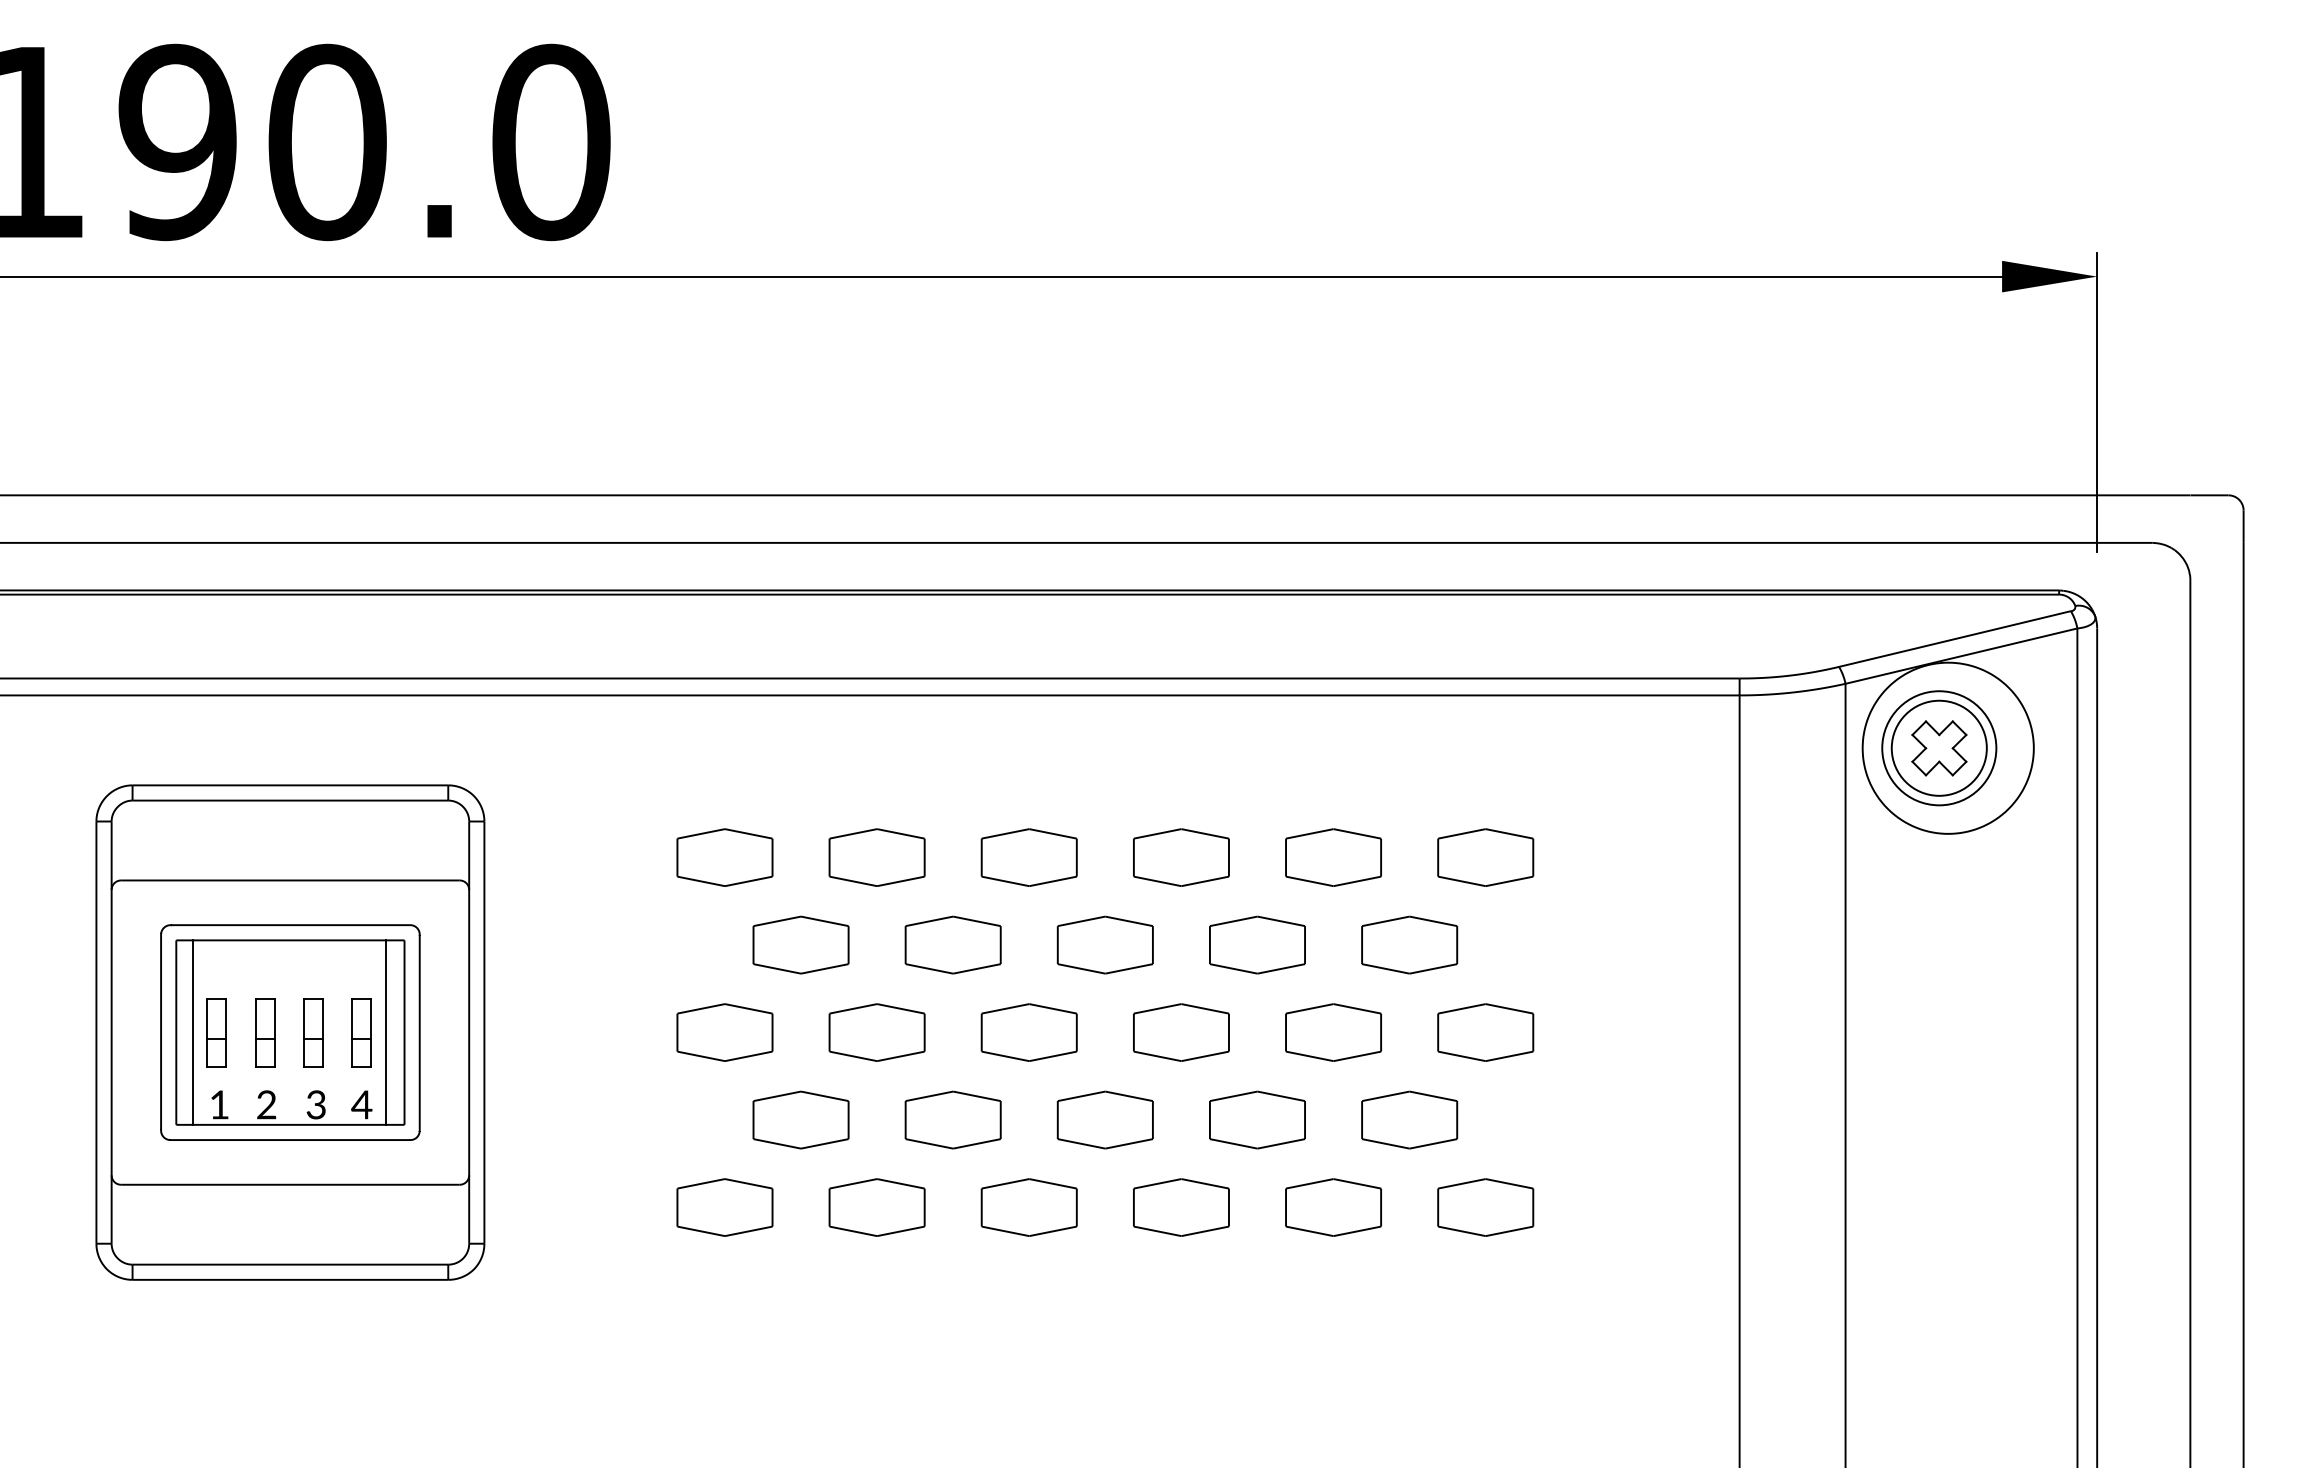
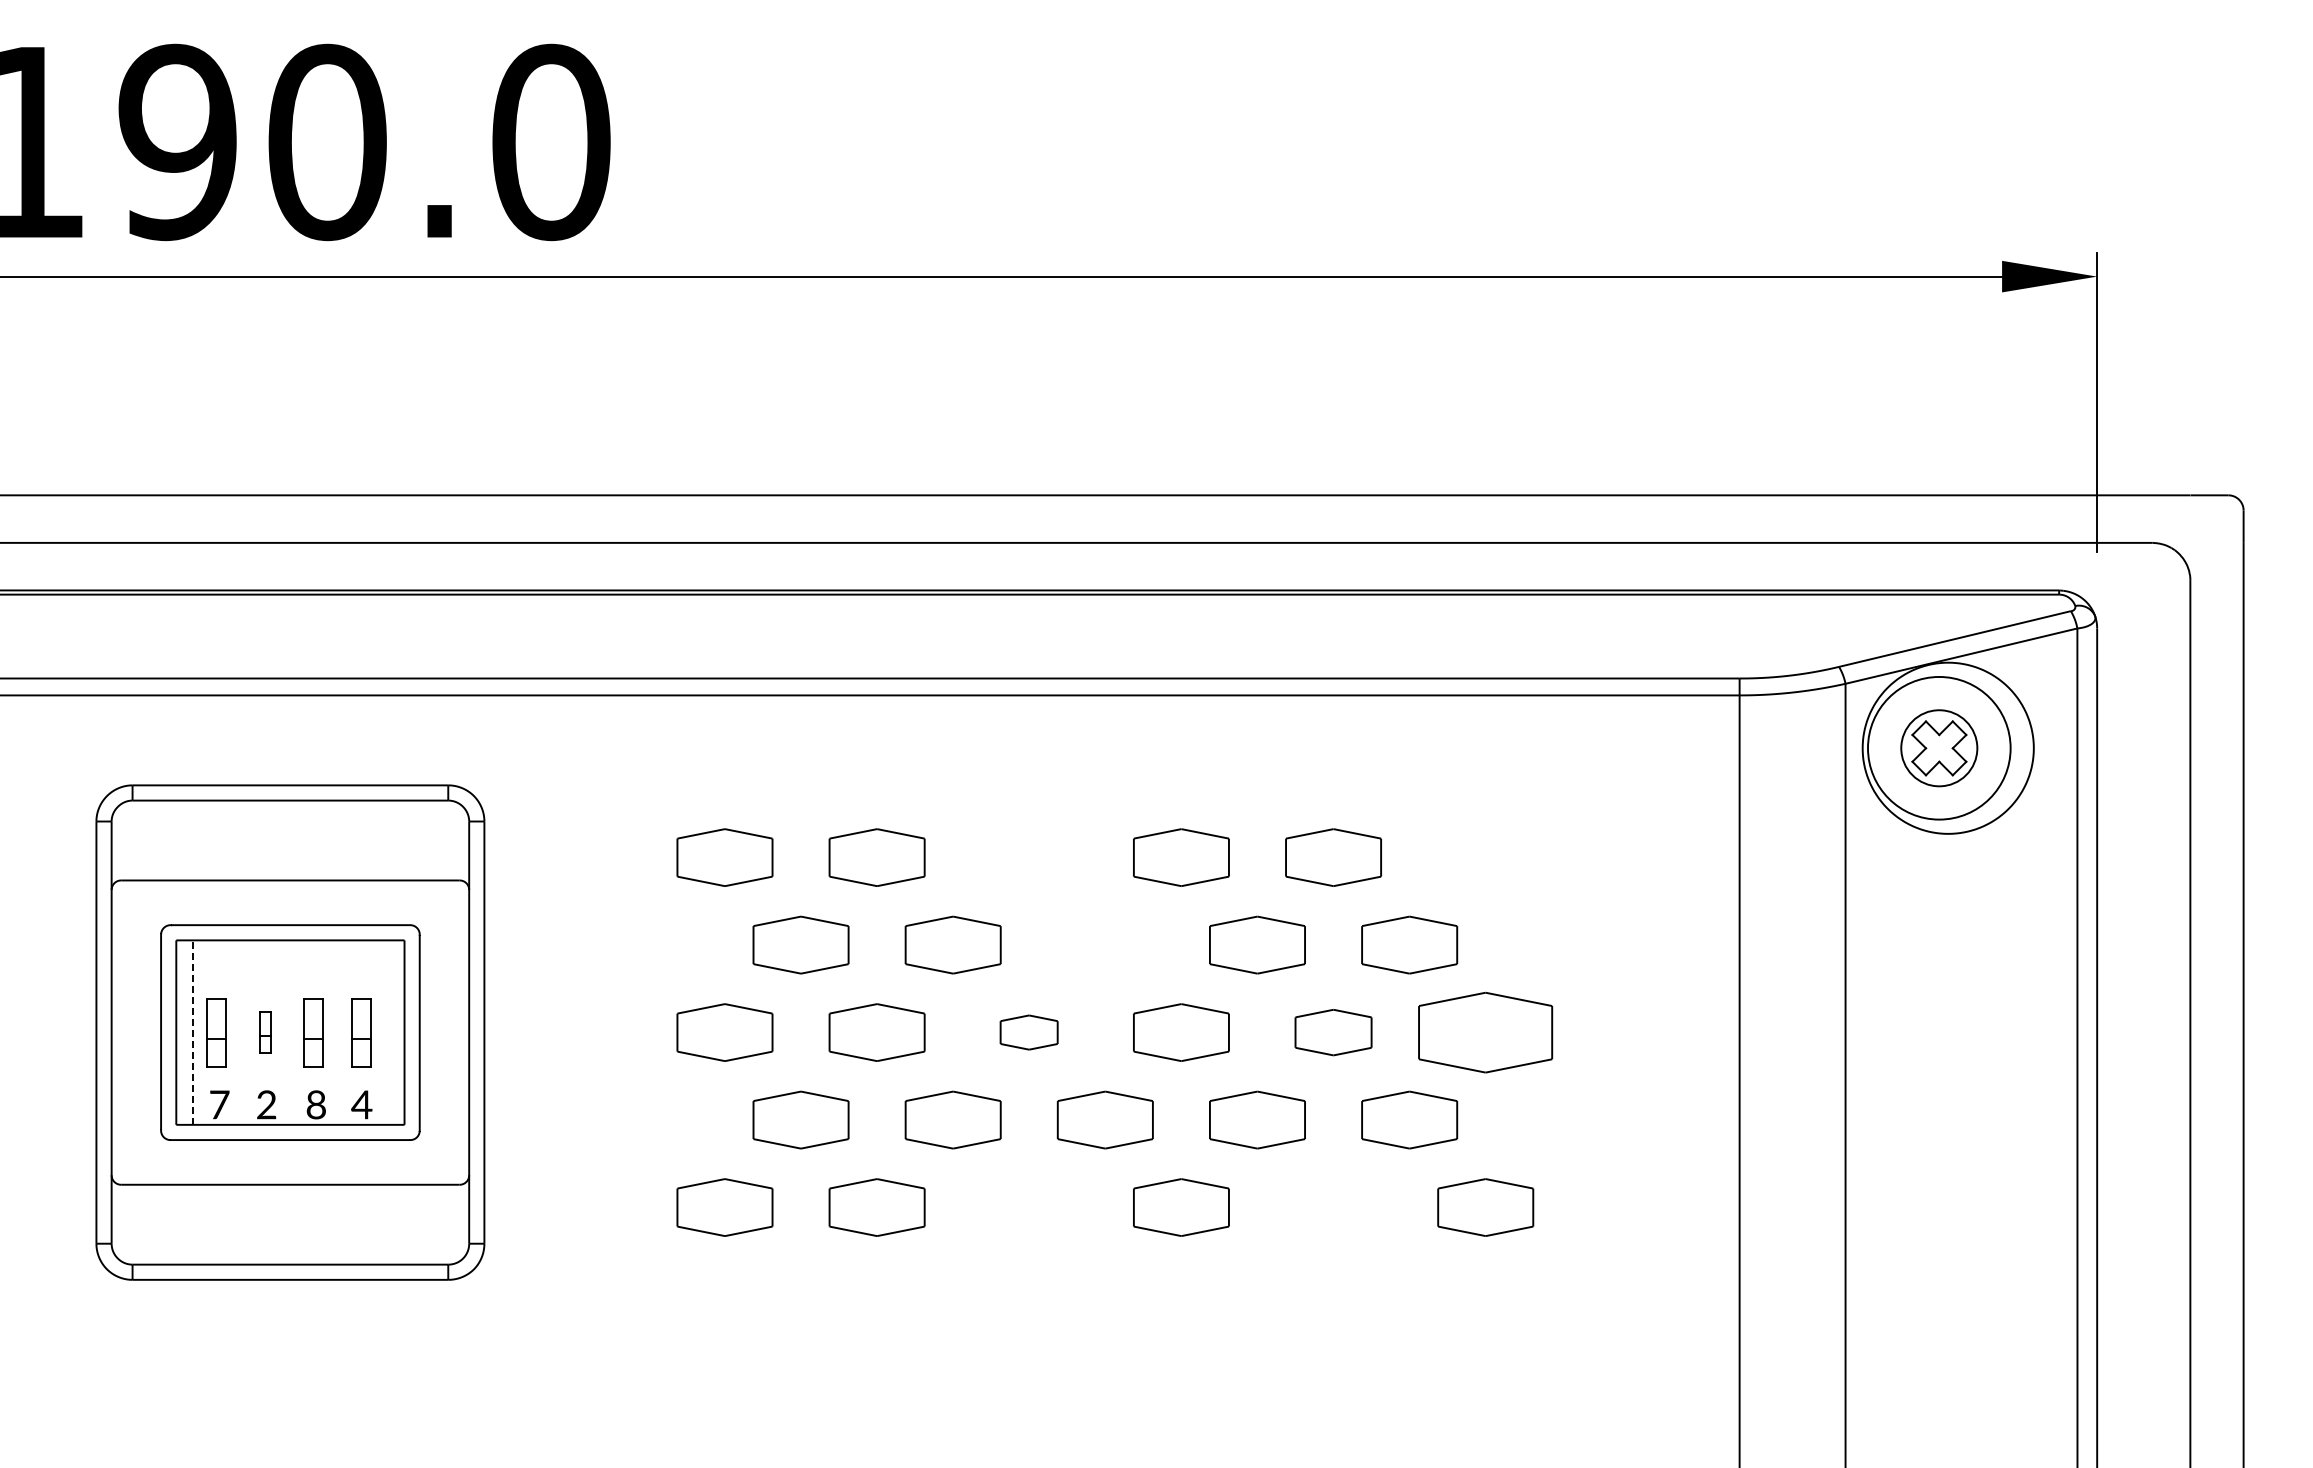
circle diameter: 95 px -> 76 px (1939, 748)
circle diameter: 114 px -> 143 px (1938, 747)
part: present -> none (1028, 857)
part: present -> none (1485, 857)
part: present -> none (1104, 944)
line: solid -> dashed (192, 1032)
part size: 21x70 px -> 13x43 px (265, 1032)
line: present -> none (385, 1032)
part size: 98x59 px -> 60x37 px (1028, 1032)
part size: 97x59 px -> 79x48 px (1333, 1032)
part size: 98x59 px -> 136x83 px (1485, 1032)
text: 1 -> 7 (219, 1104)
text: 3 -> 8 (315, 1104)
part: present -> none (1028, 1207)
part: present -> none (1333, 1207)
